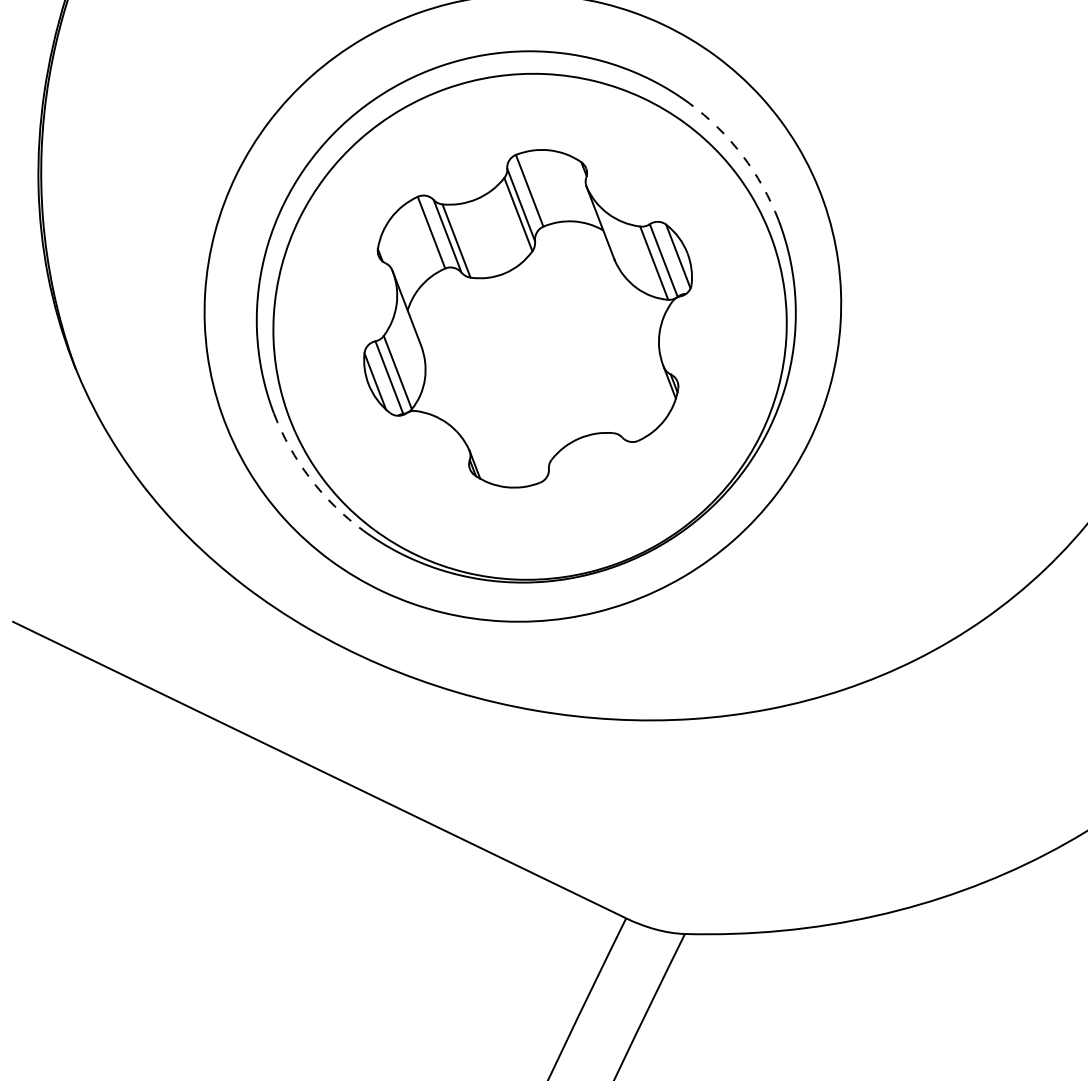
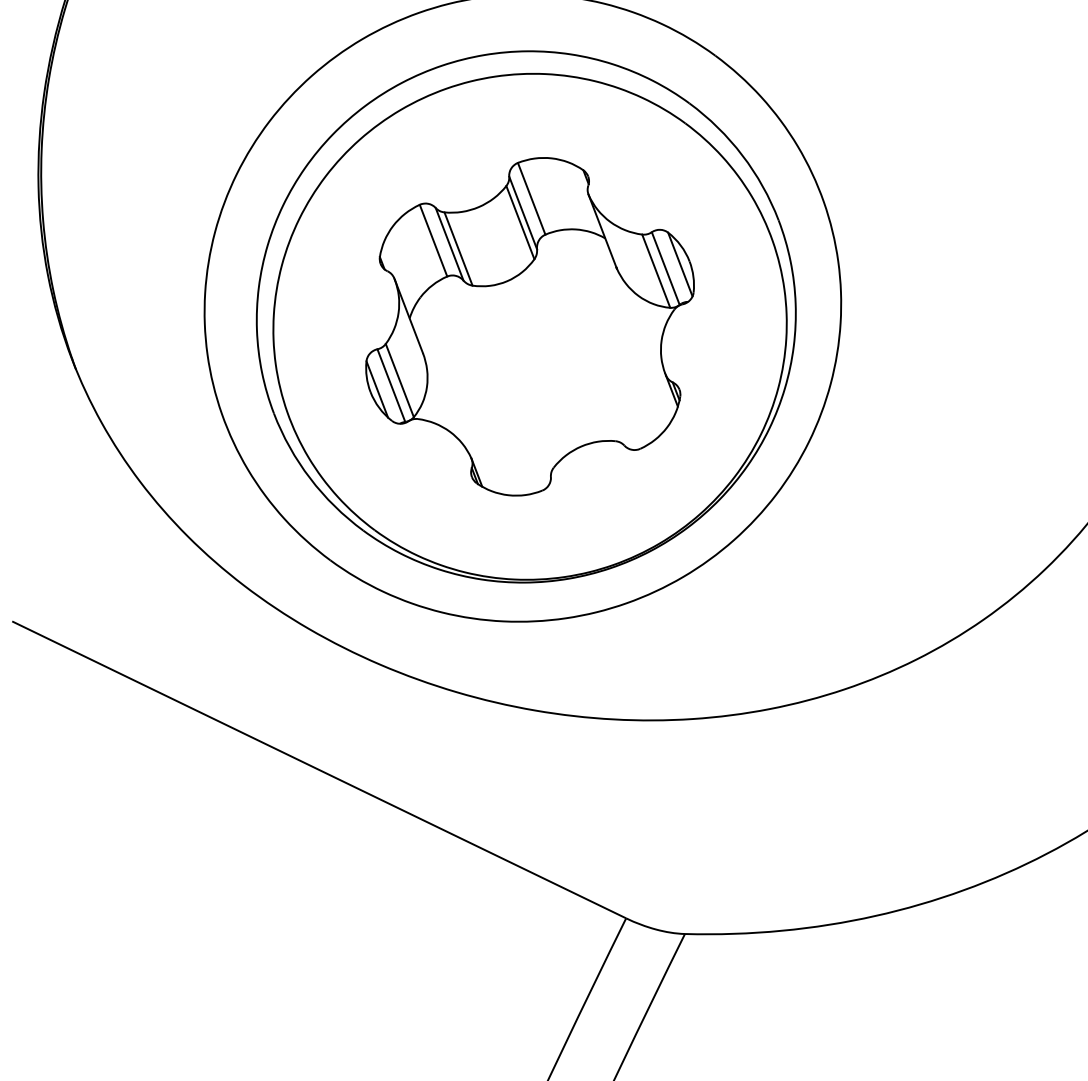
arc: dashed -> solid (742, 155)
part position: (527, 318) -> (529, 326) (529, 326)
arc: dashed -> solid (310, 478)
